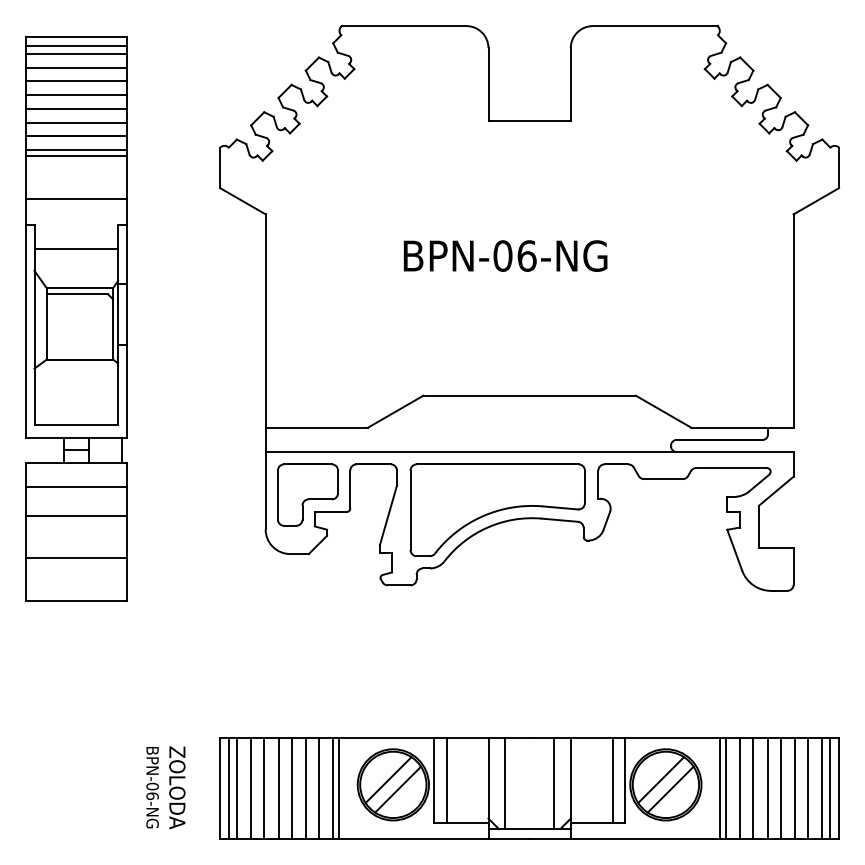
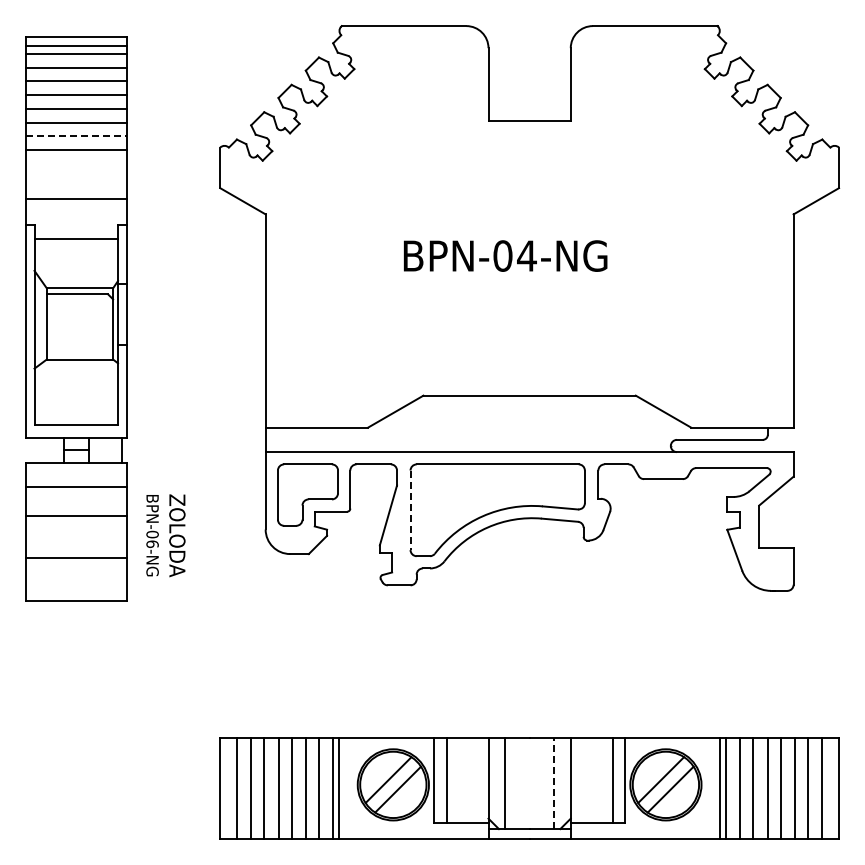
line: solid -> dashed (76, 135)
line: present -> none (75, 156)
line position: (76, 249) -> (76, 239) (76, 239)
text: BPN-06-NG -> BPN-04-NG (526, 255)
line: solid -> dashed (410, 510)
line: solid -> dashed (554, 783)
text position: (165, 787) -> (165, 535) (165, 535)
line: present -> none (228, 788)
line: present -> none (830, 788)
